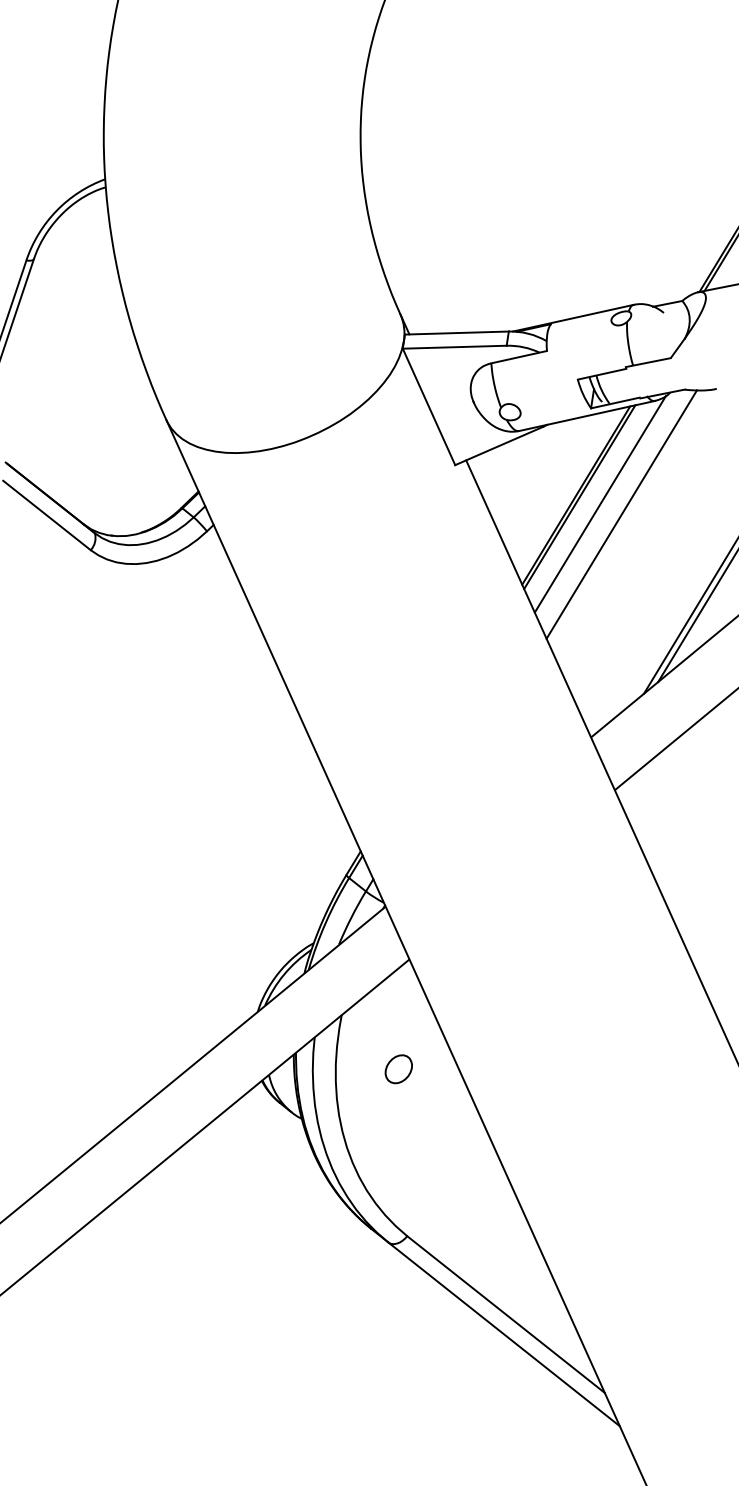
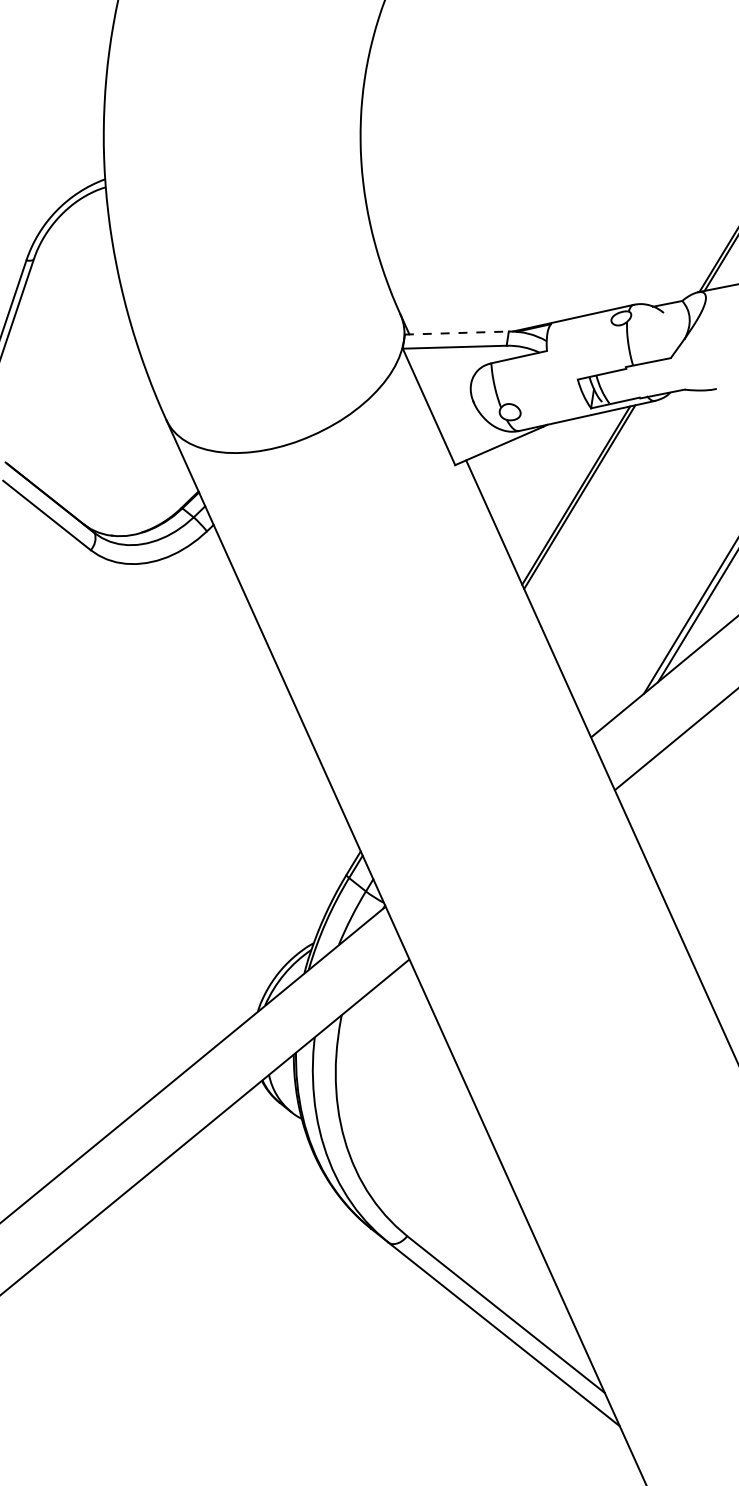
line: solid -> dashed (456, 333)
line: present -> none (600, 503)
line: present -> none (621, 514)
part: present -> none (398, 1069)
